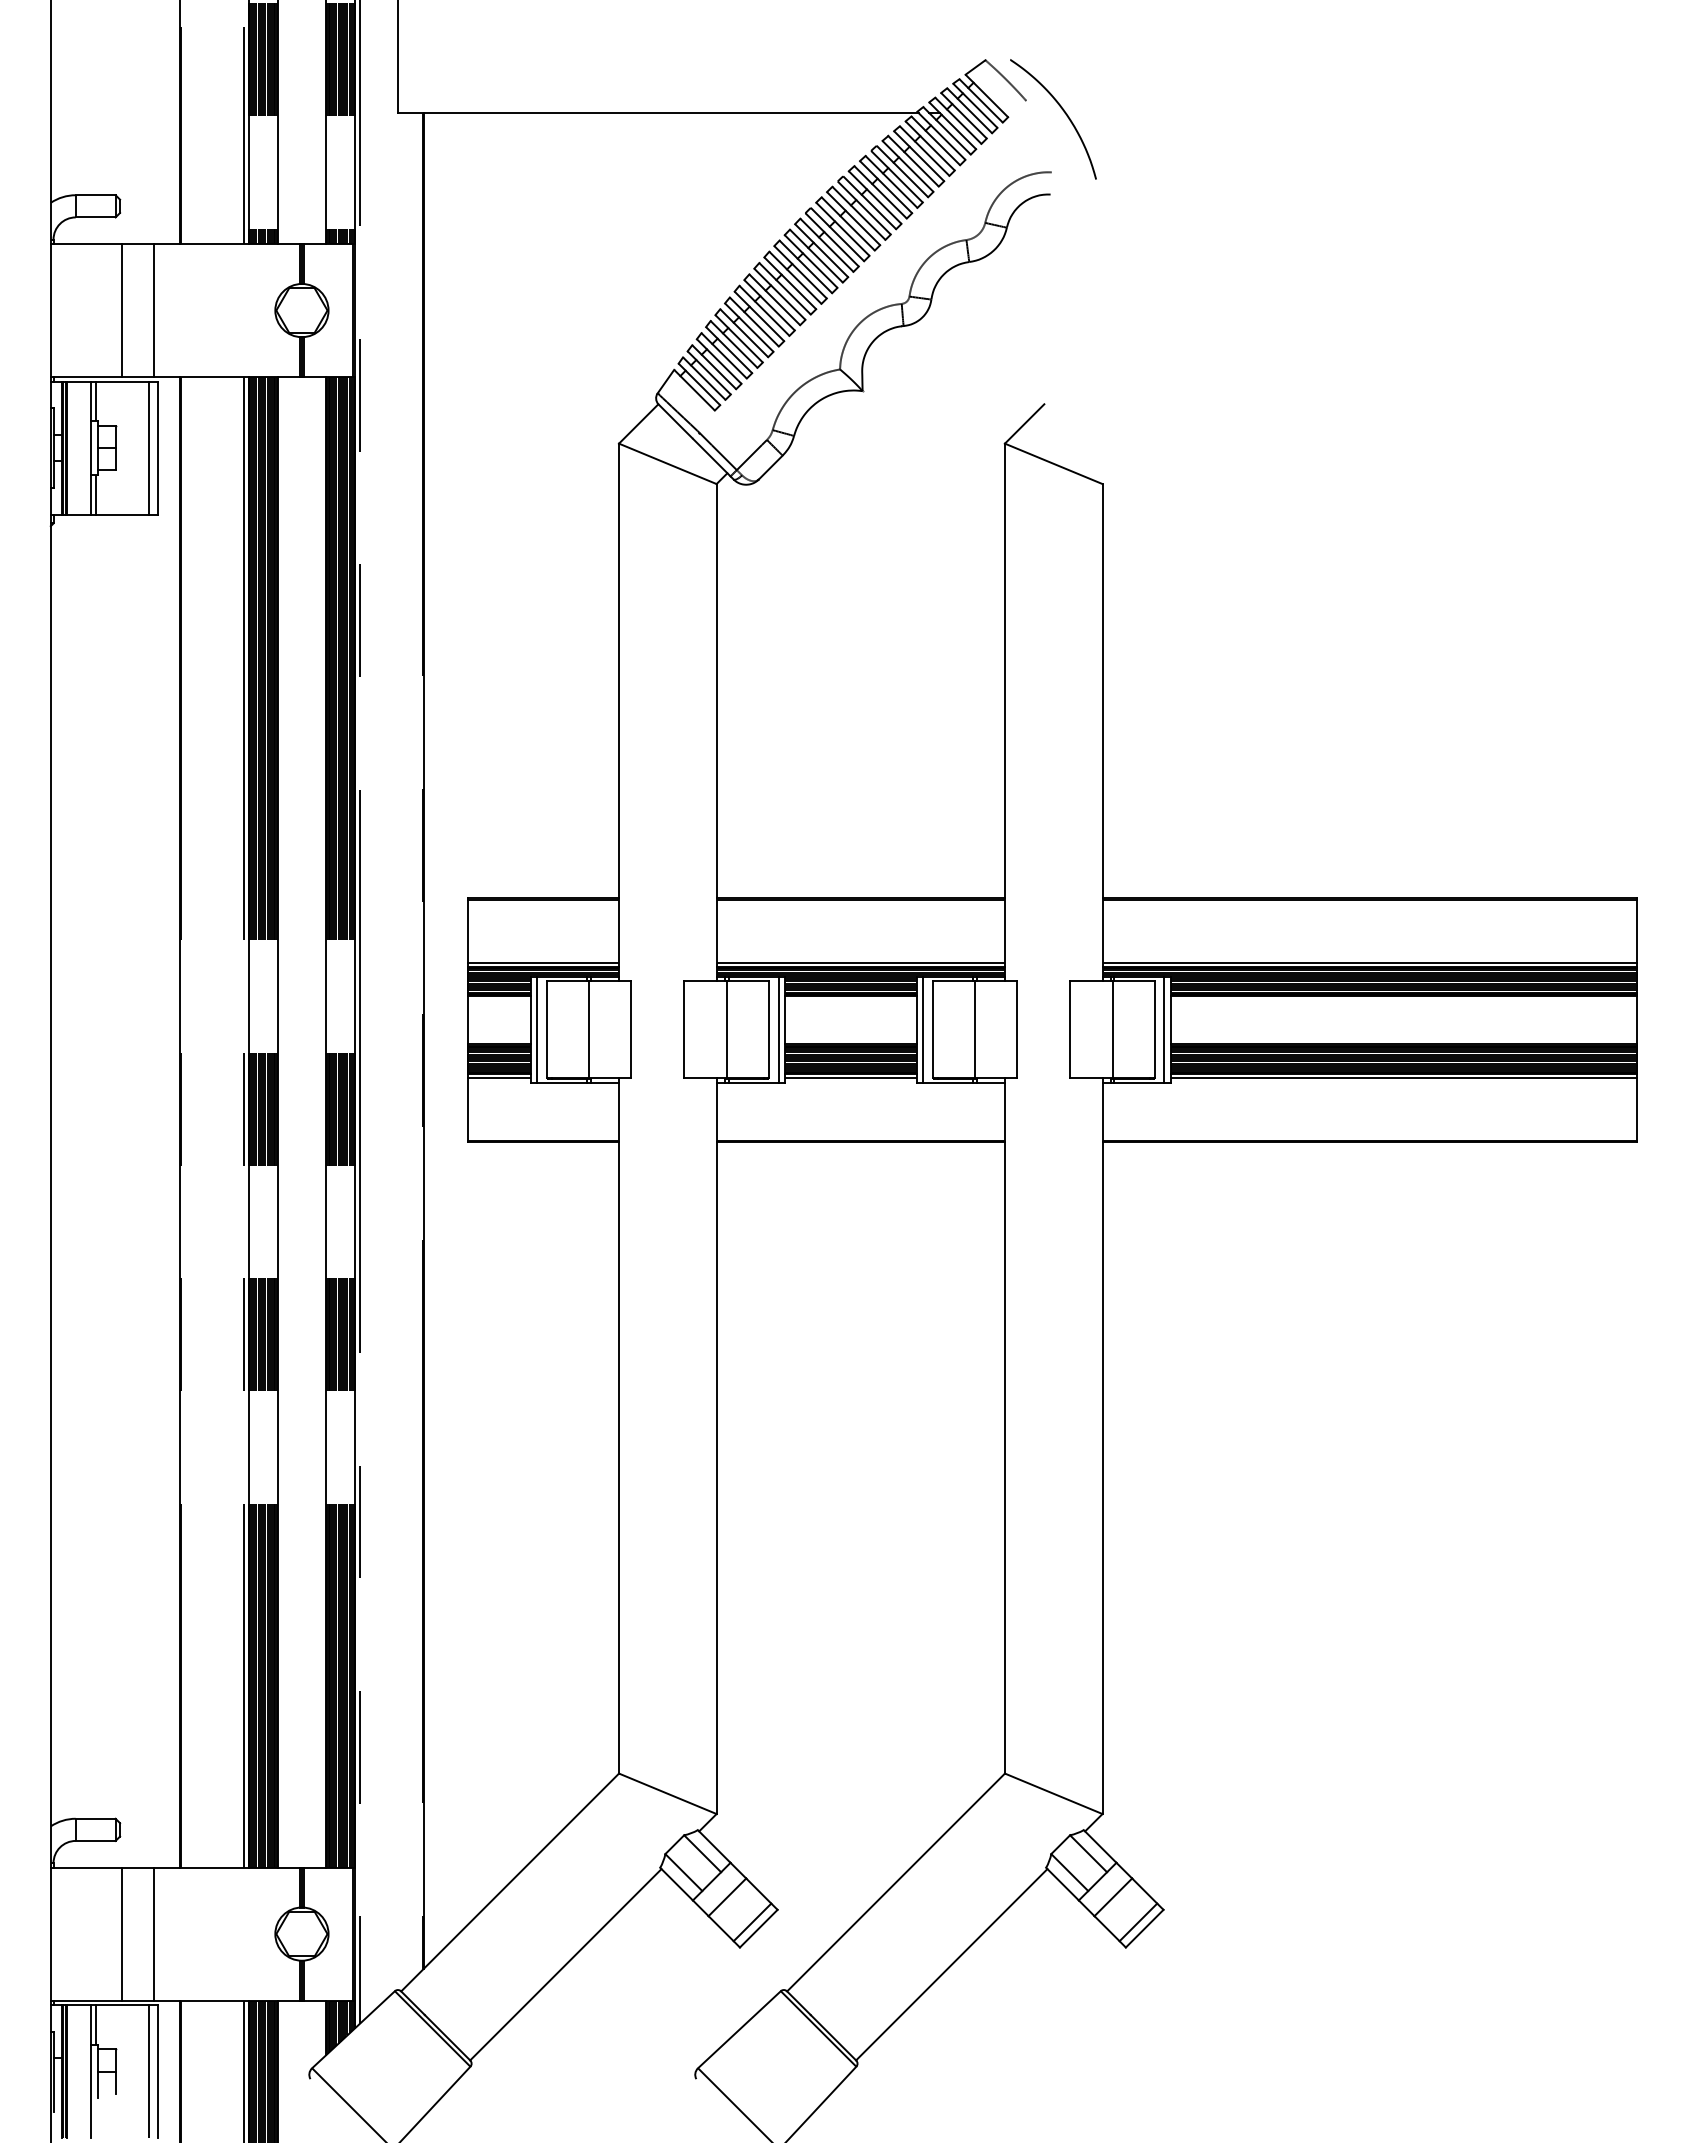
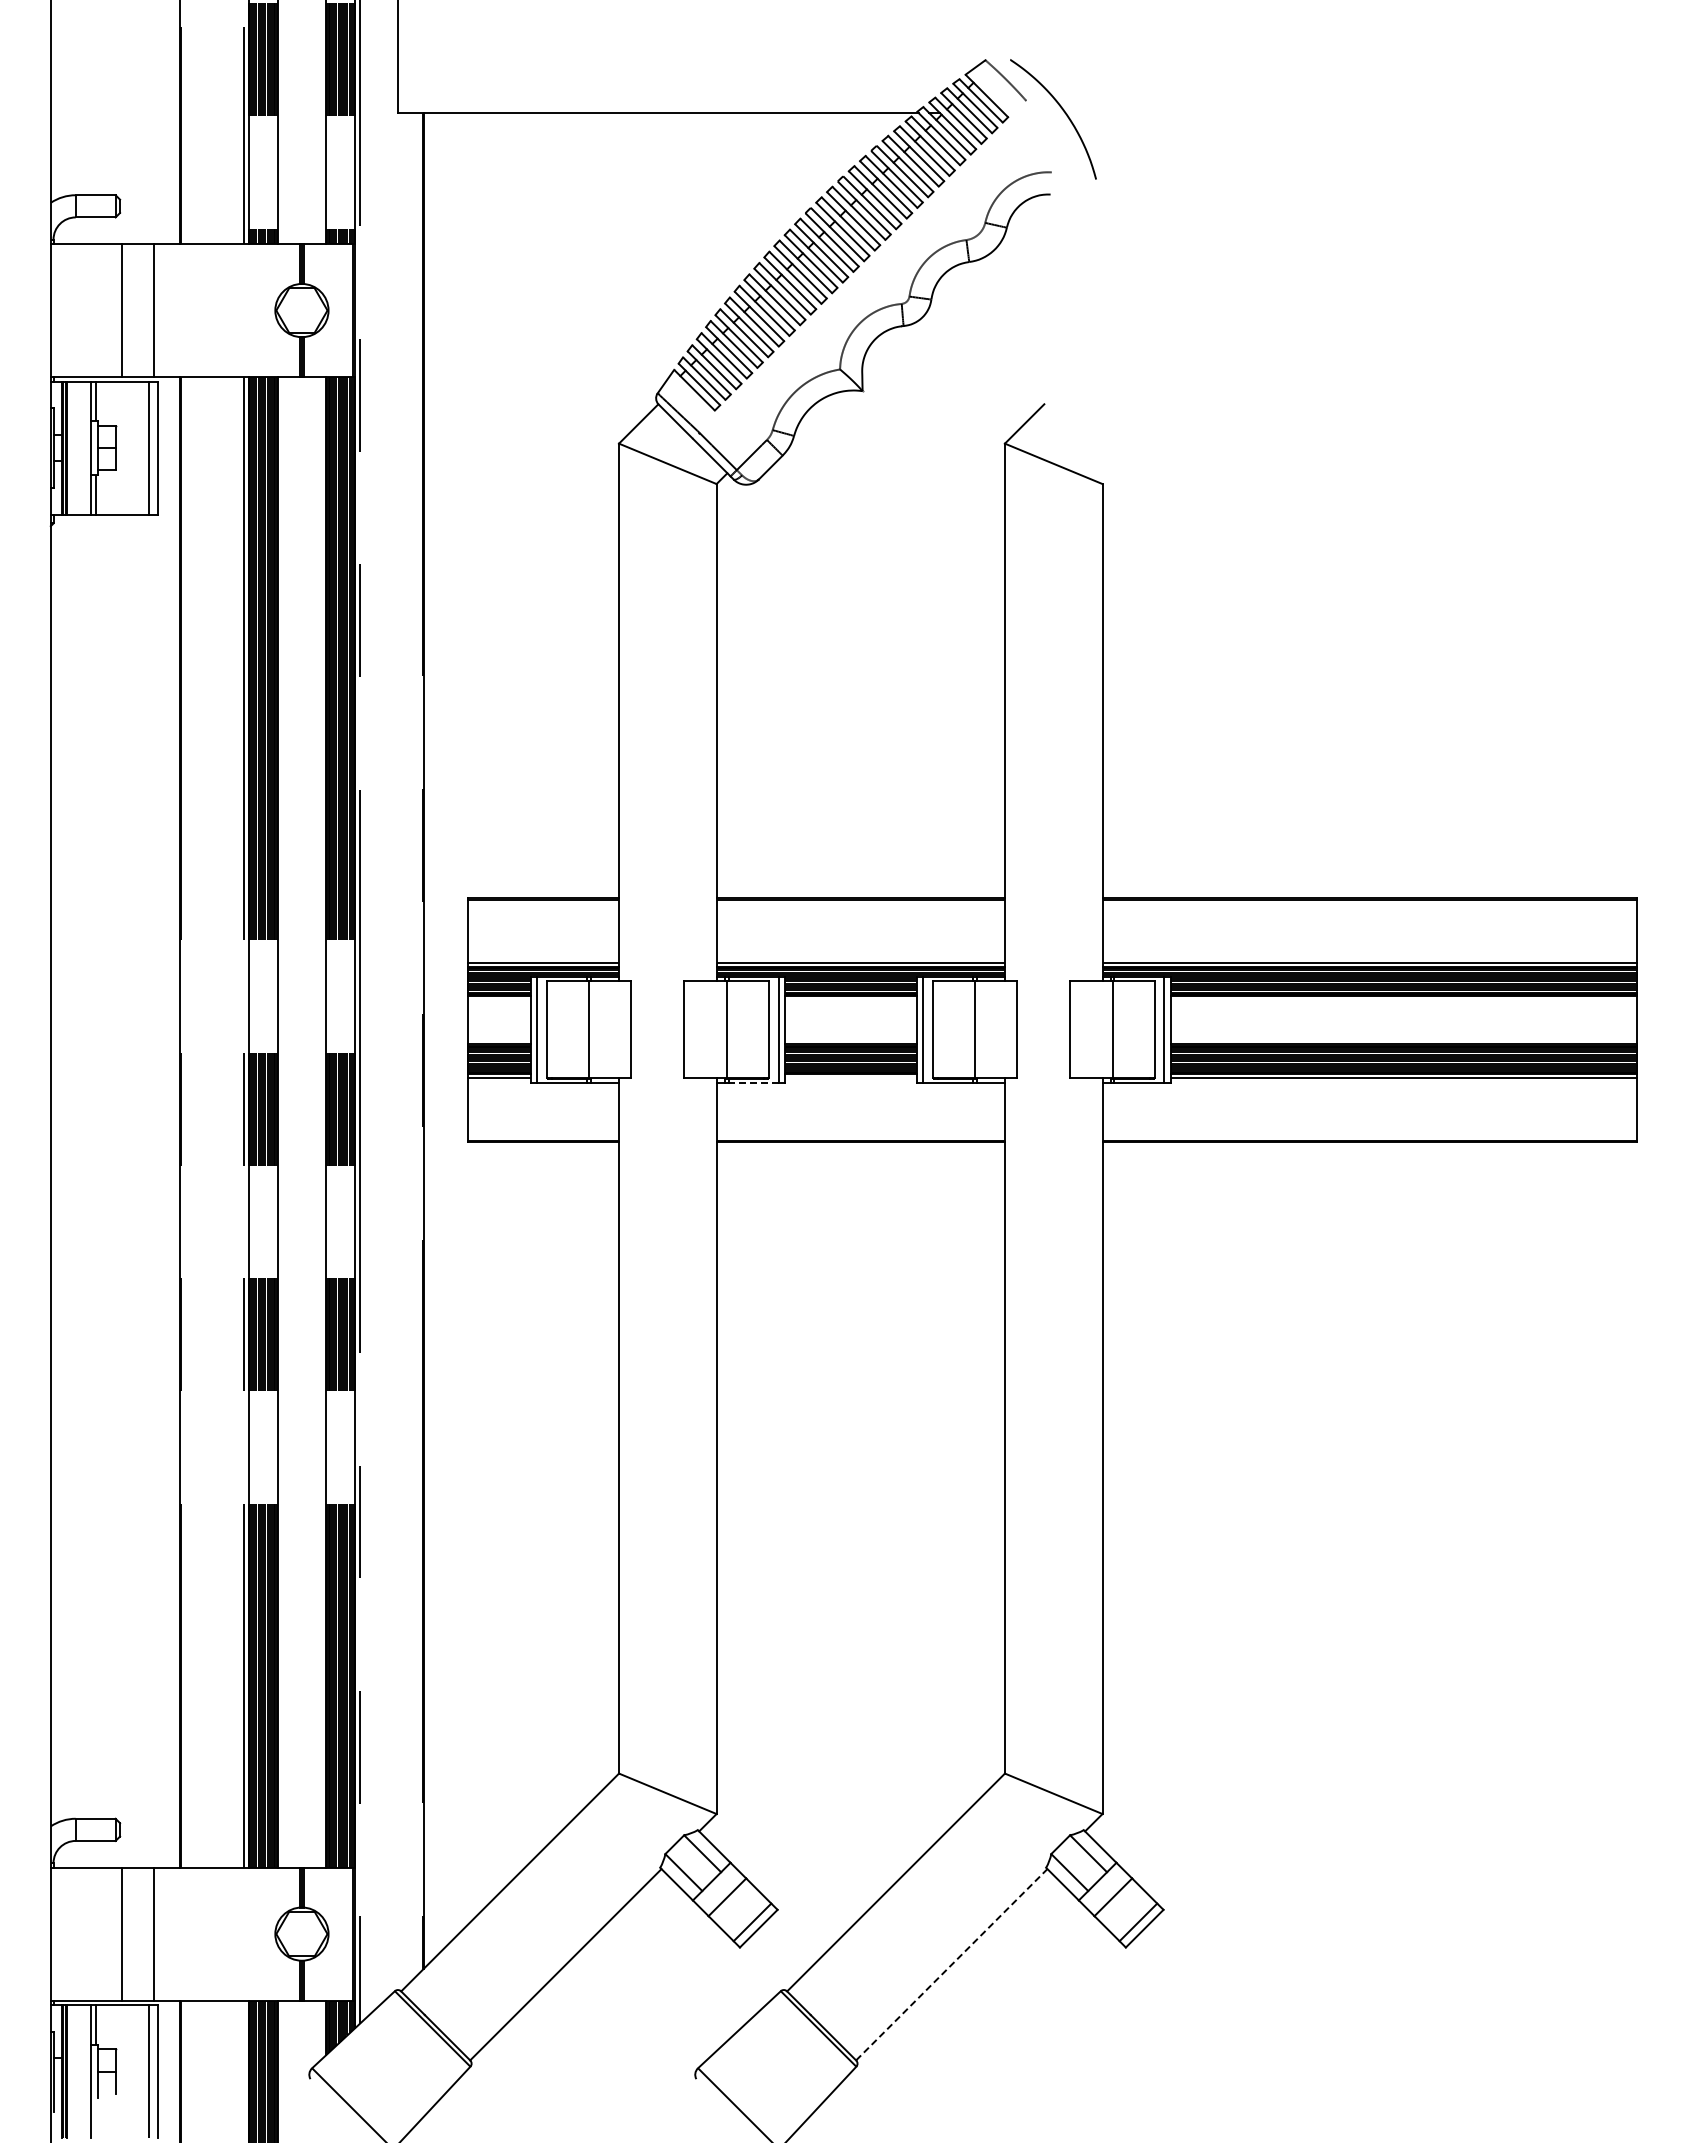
line: present -> none (850, 1077)
line: solid -> dashed (753, 1083)
line: solid -> dashed (952, 1964)
line: present -> none (244, 2069)
